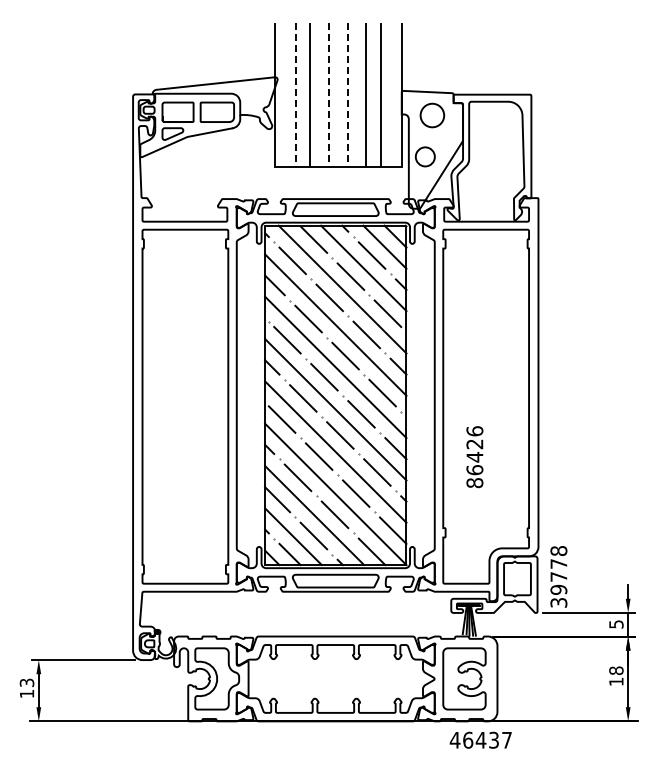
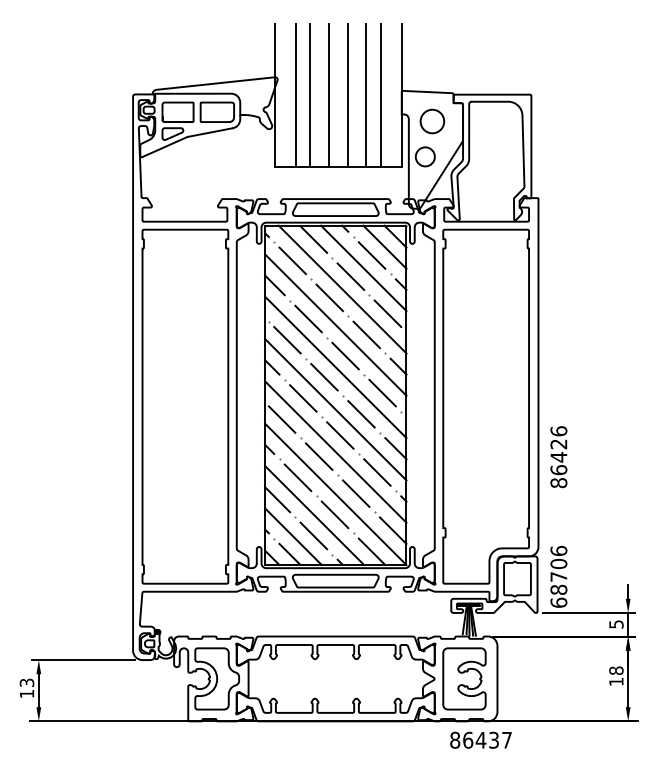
line: dashed -> solid (295, 95)
line: dashed -> solid (328, 95)
line: dashed -> solid (347, 95)
circle position: (432, 115) -> (432, 121) (432, 121)
text position: (474, 457) -> (558, 457) (558, 457)
text: 39778 -> 68706 (558, 576)
text: 46437 -> 86437 (454, 739)
